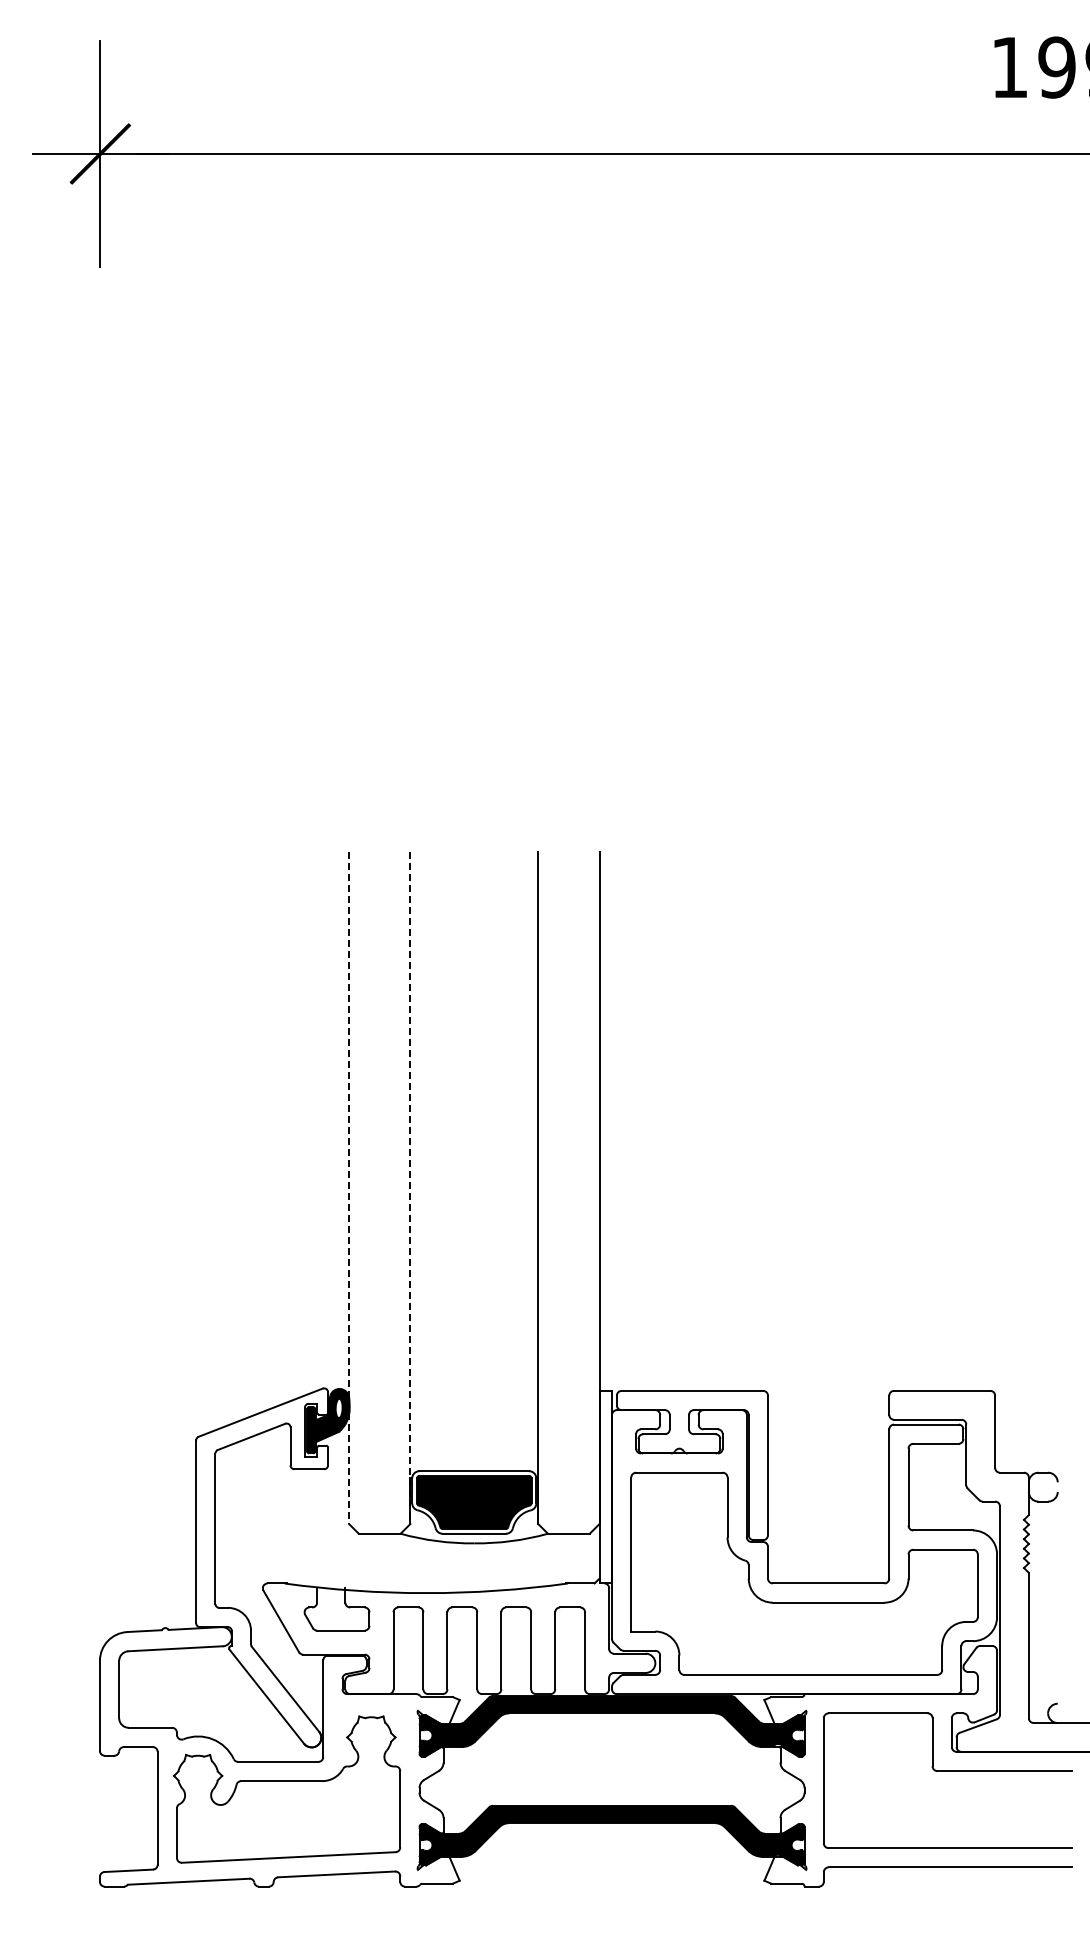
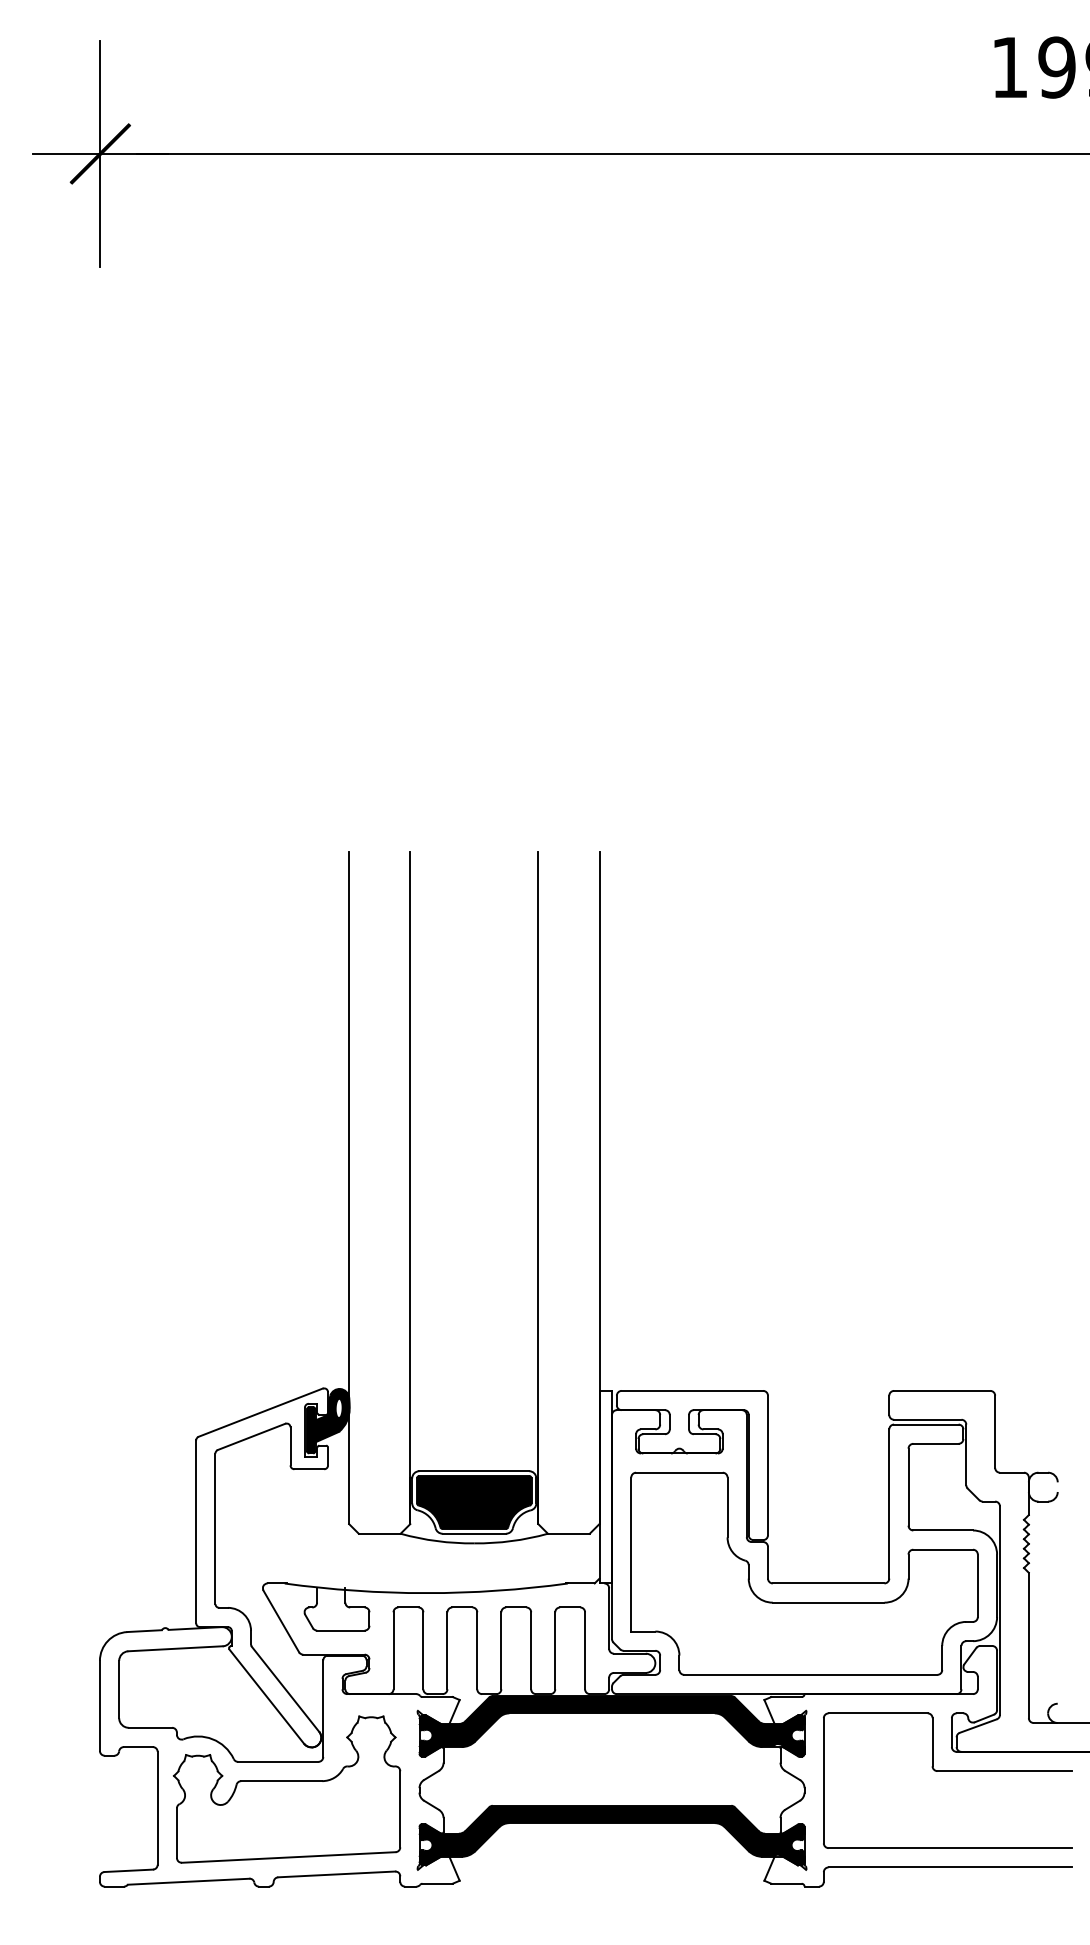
line: dashed -> solid (349, 1188)
line: dashed -> solid (410, 1188)
